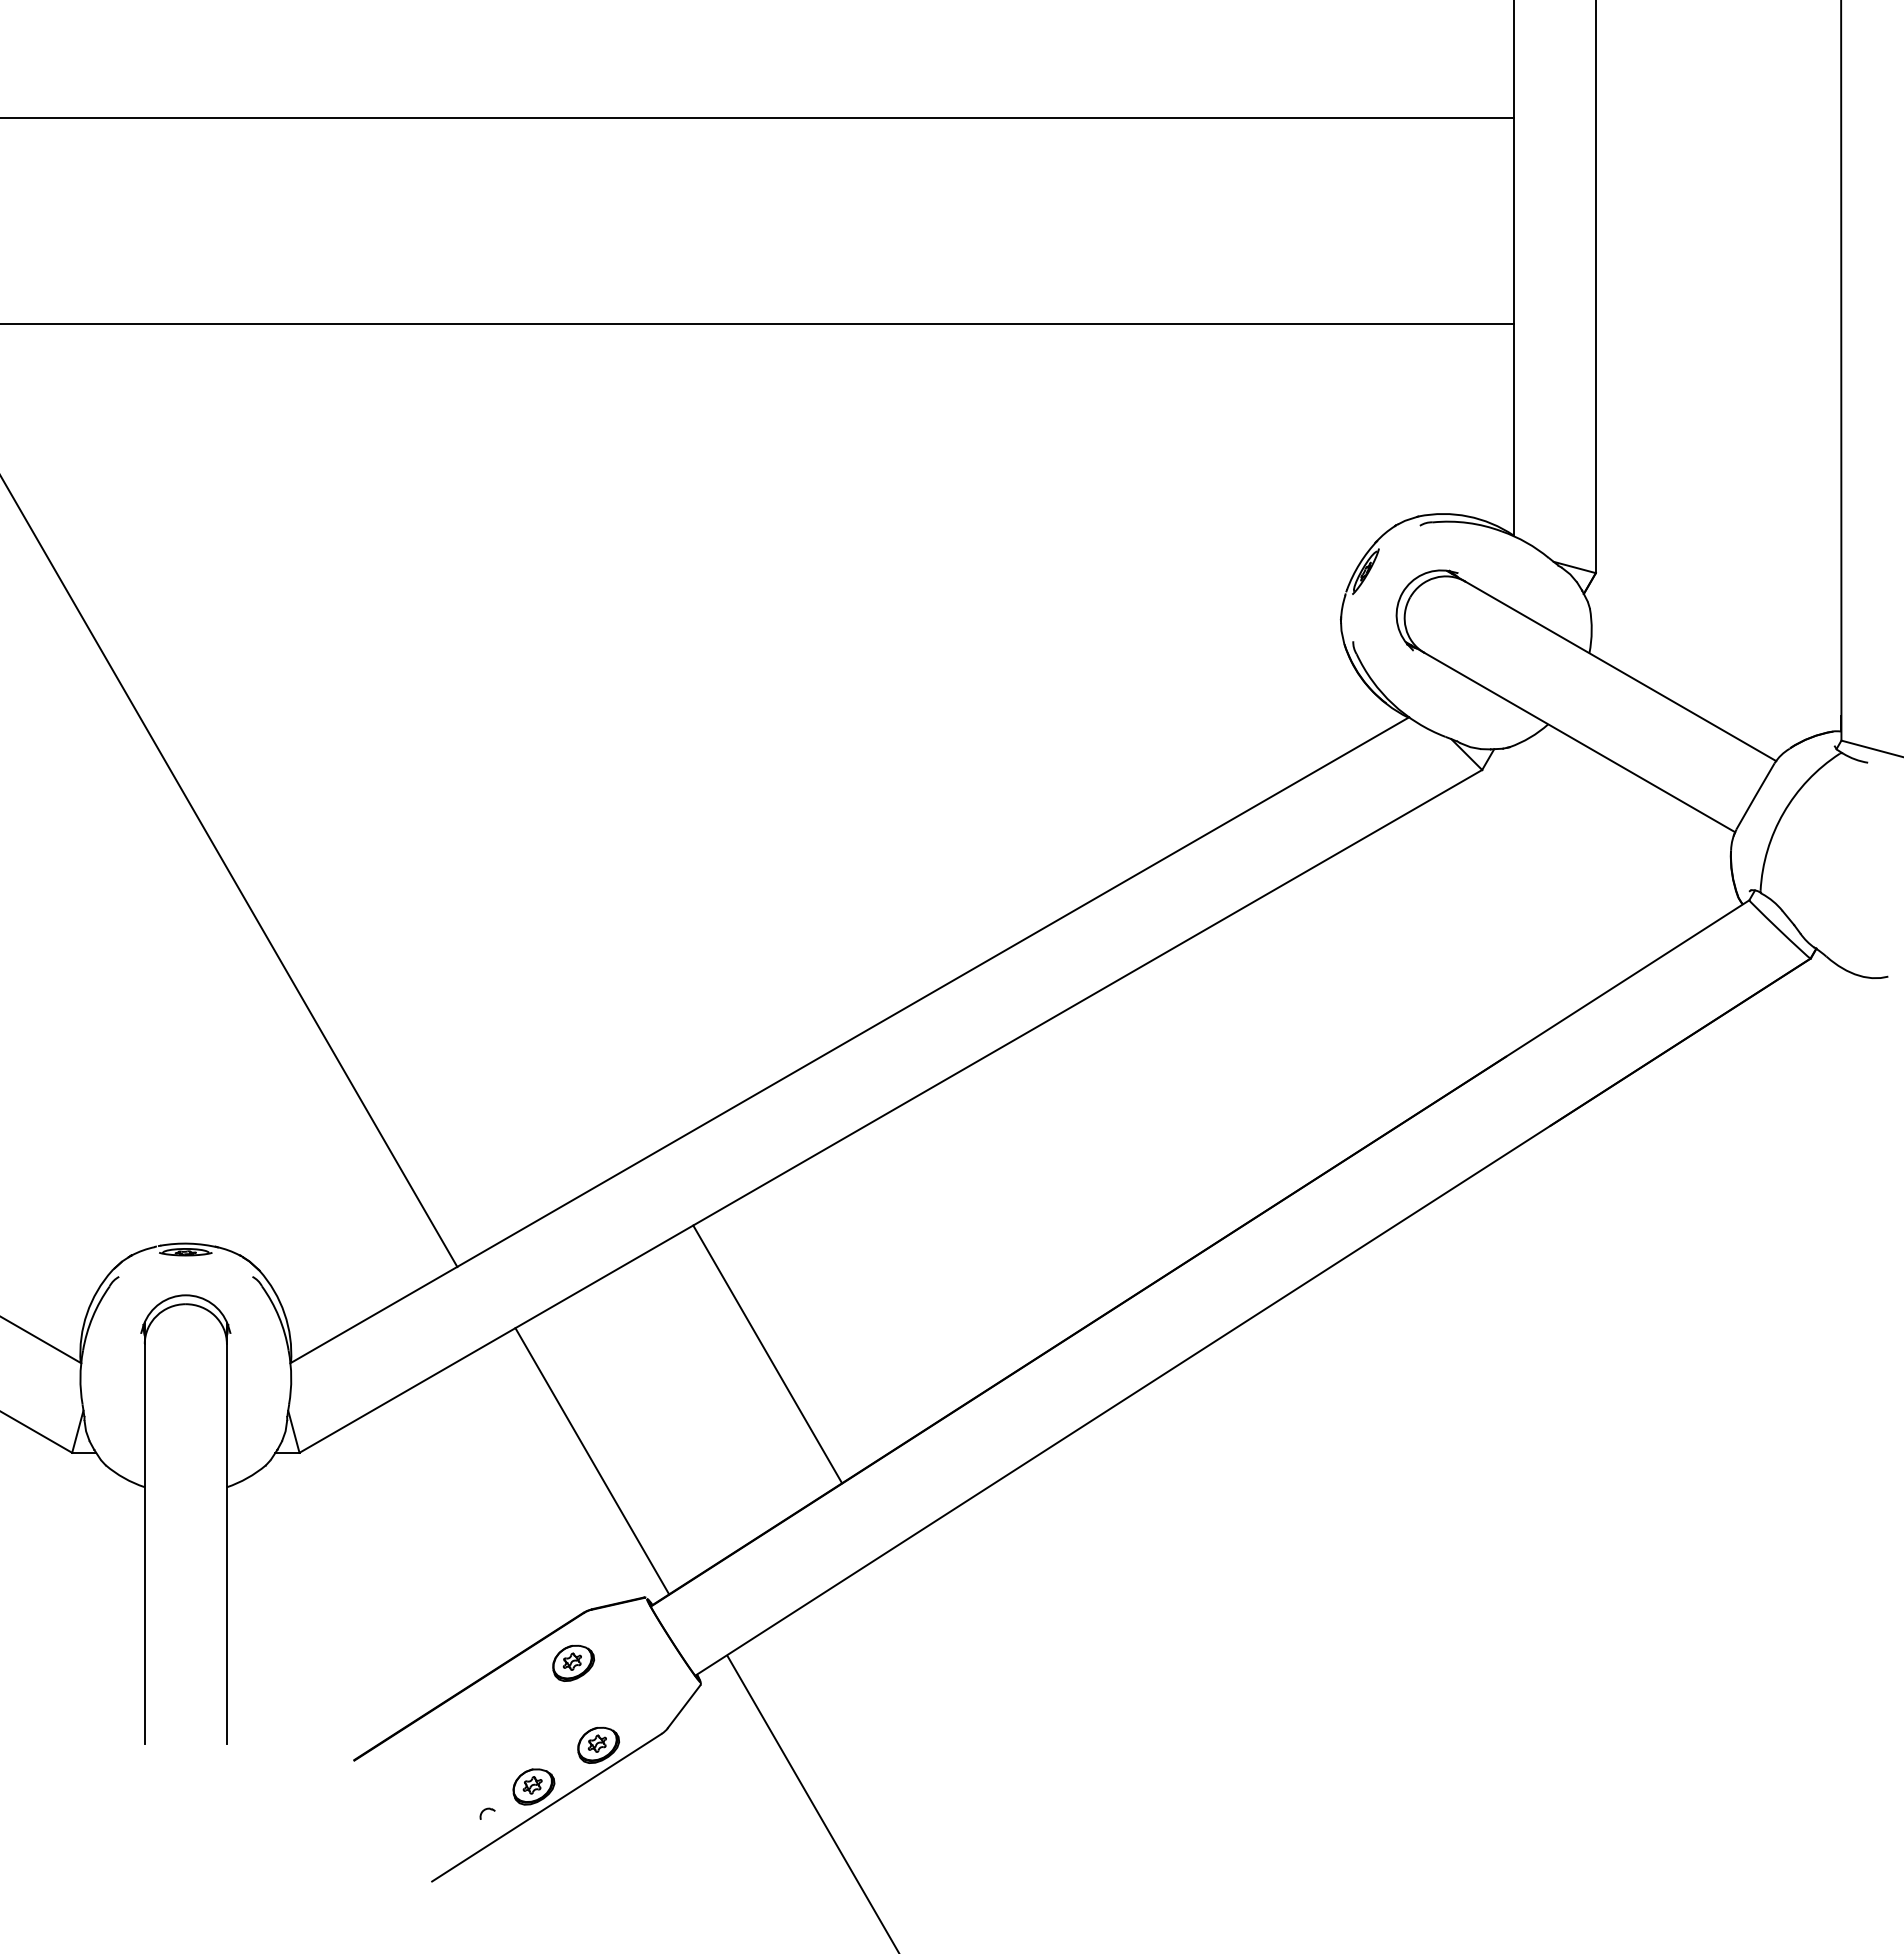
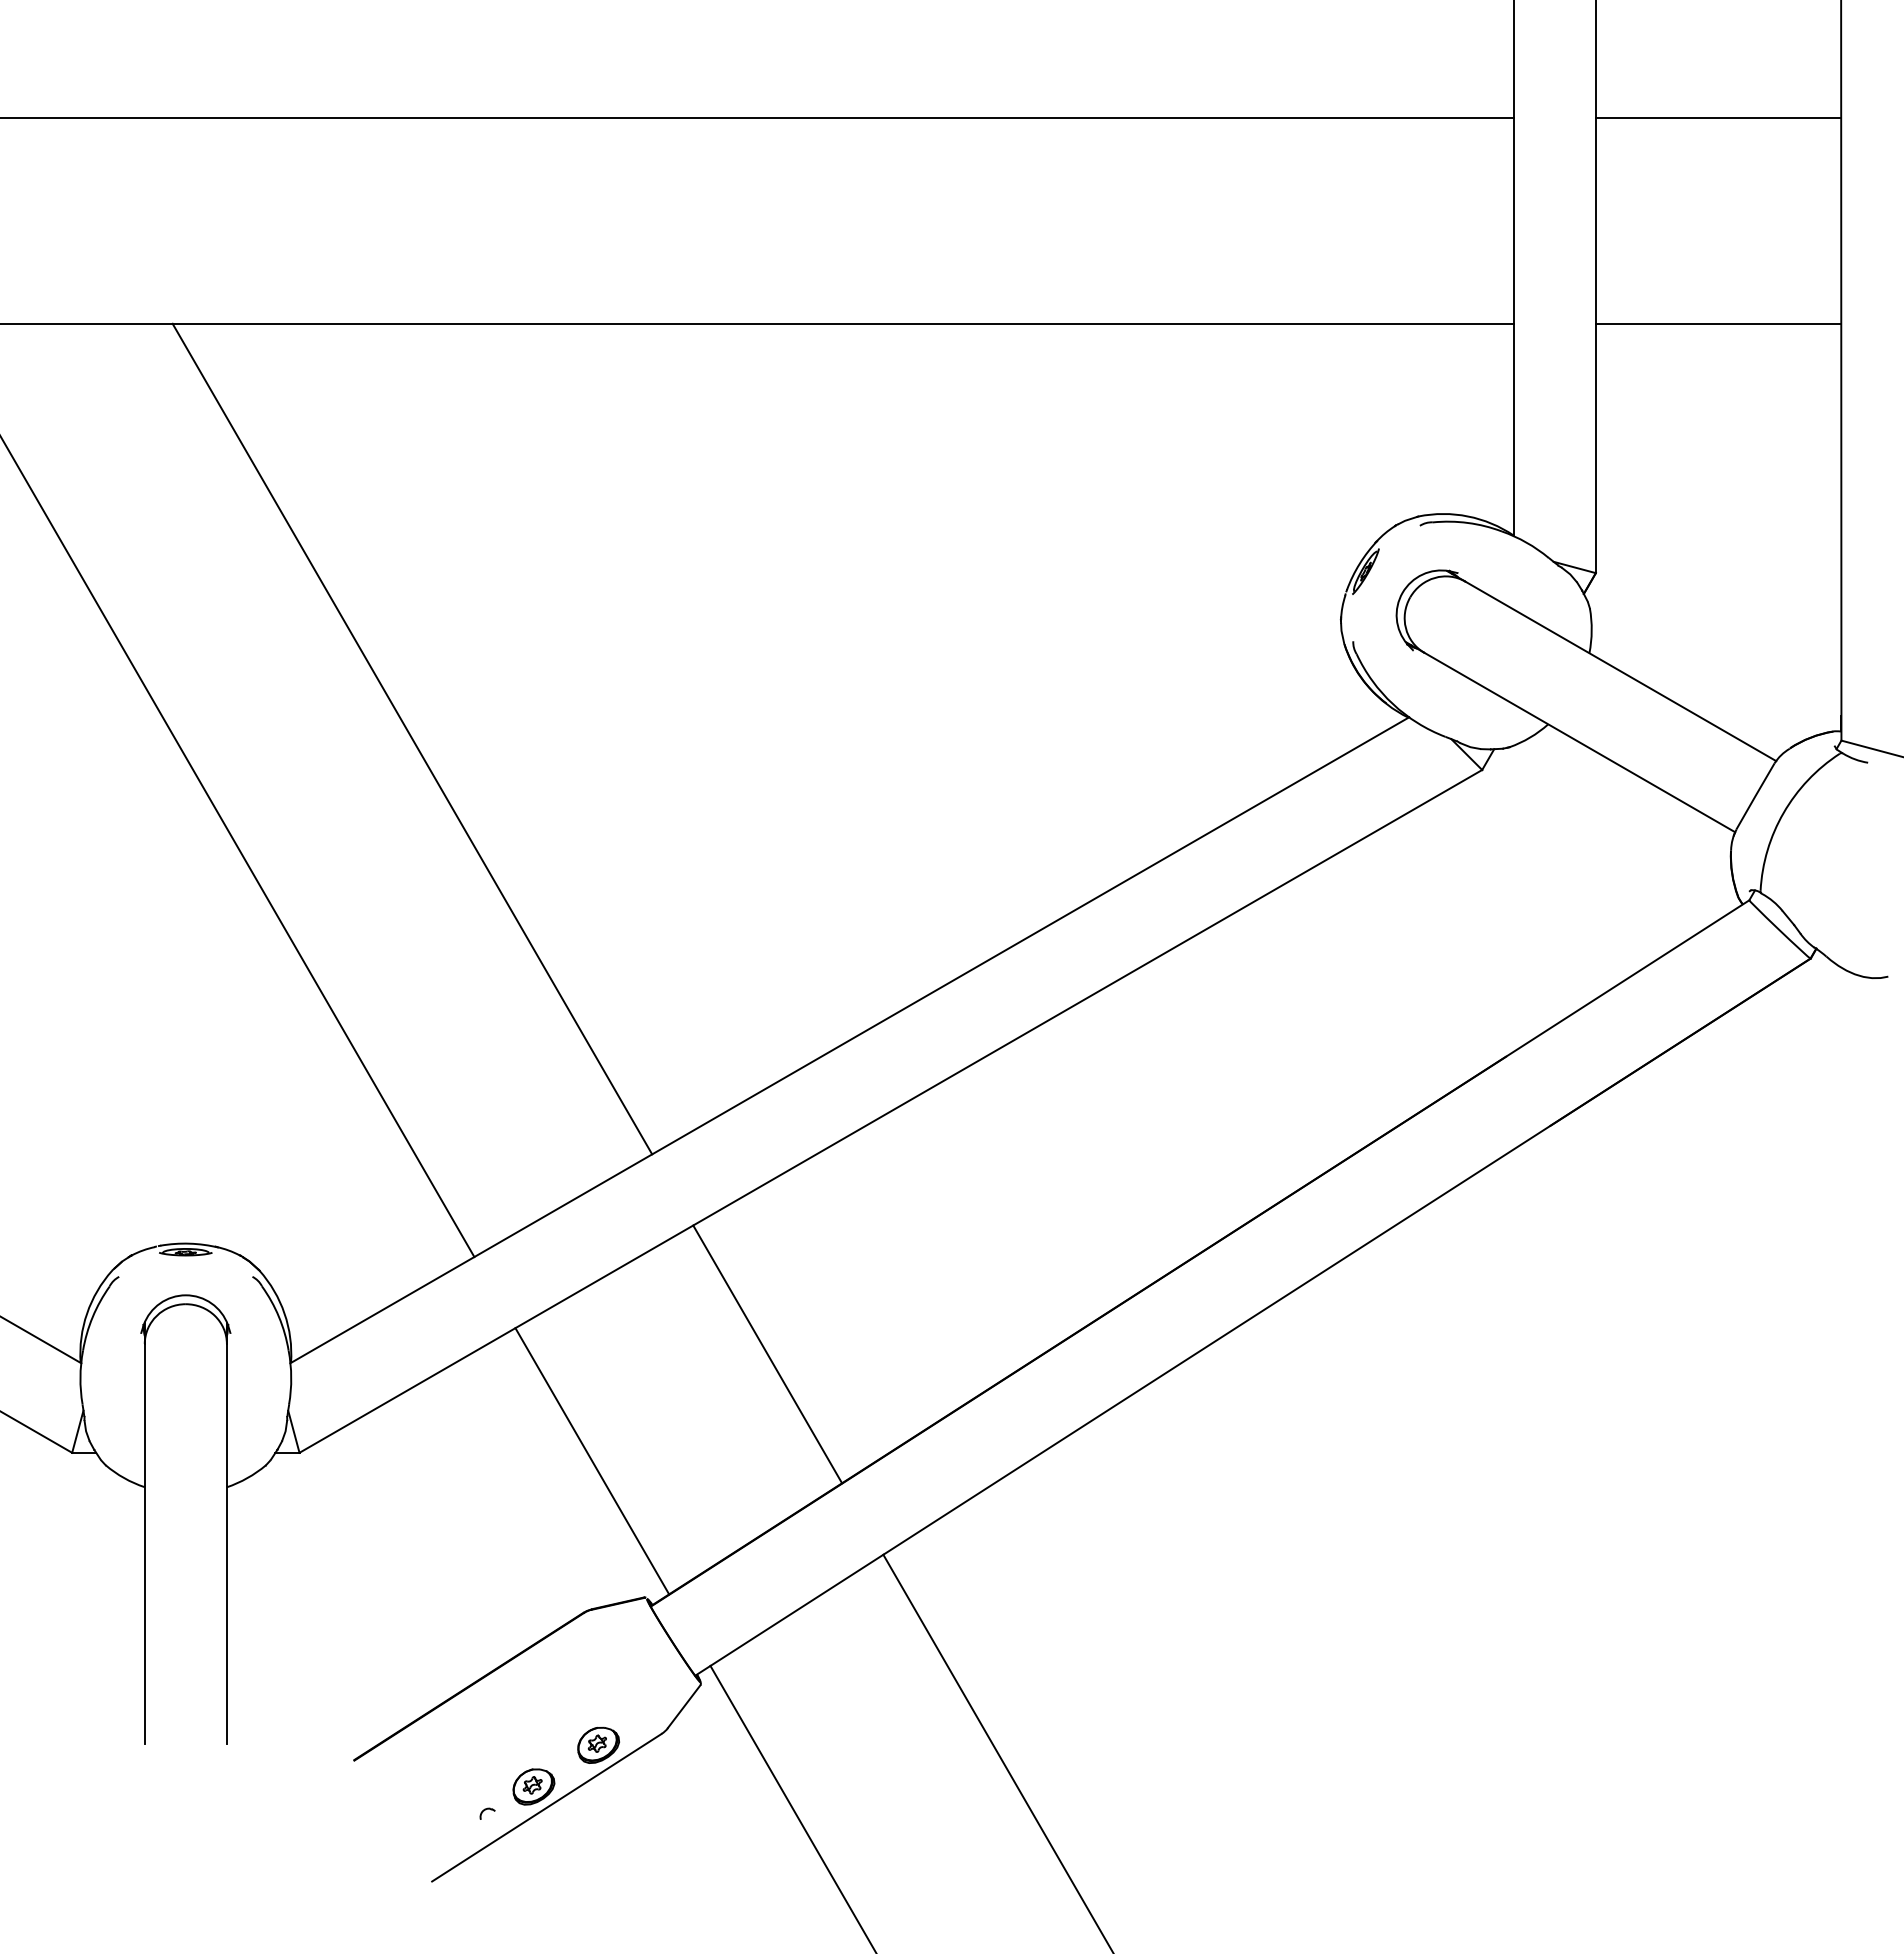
line: none -> present (1718, 118)
line: none -> present (1718, 323)
line: none -> present (412, 738)
line position: (229, 872) -> (238, 848) (238, 848)
part: present -> none (573, 1662)
line: none -> present (997, 1752)
line position: (812, 1802) -> (792, 1807) (792, 1807)
